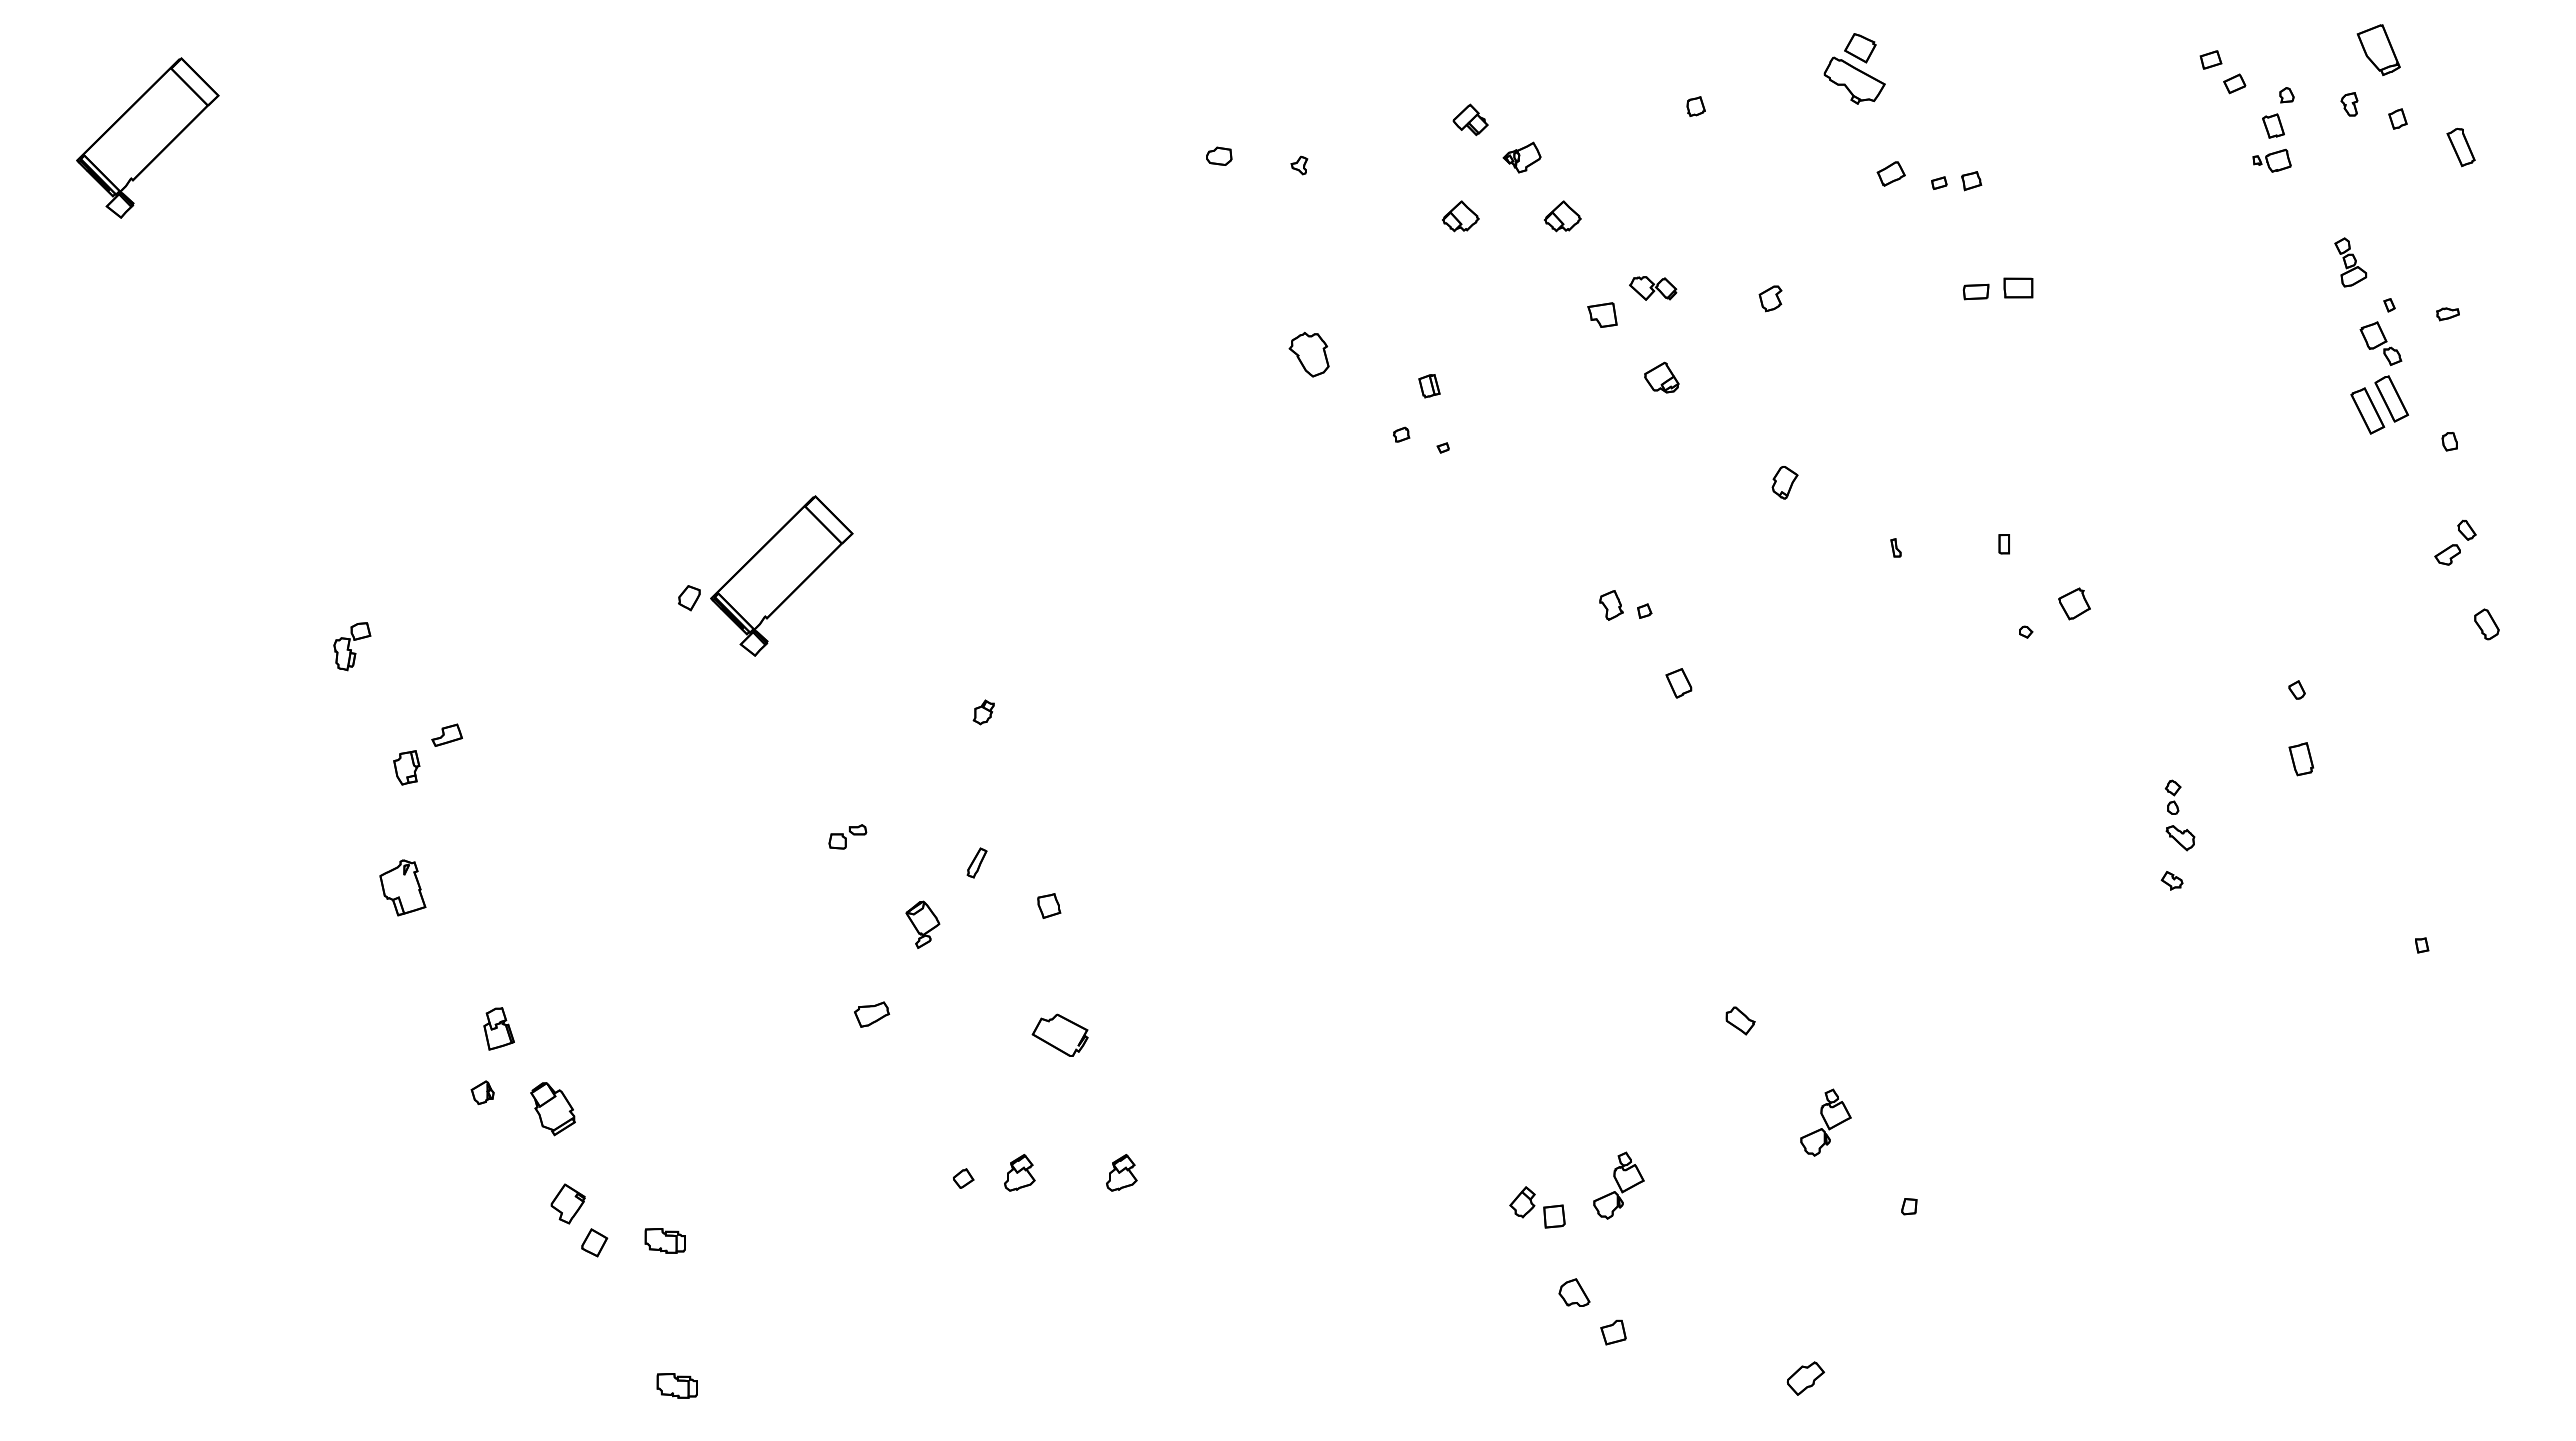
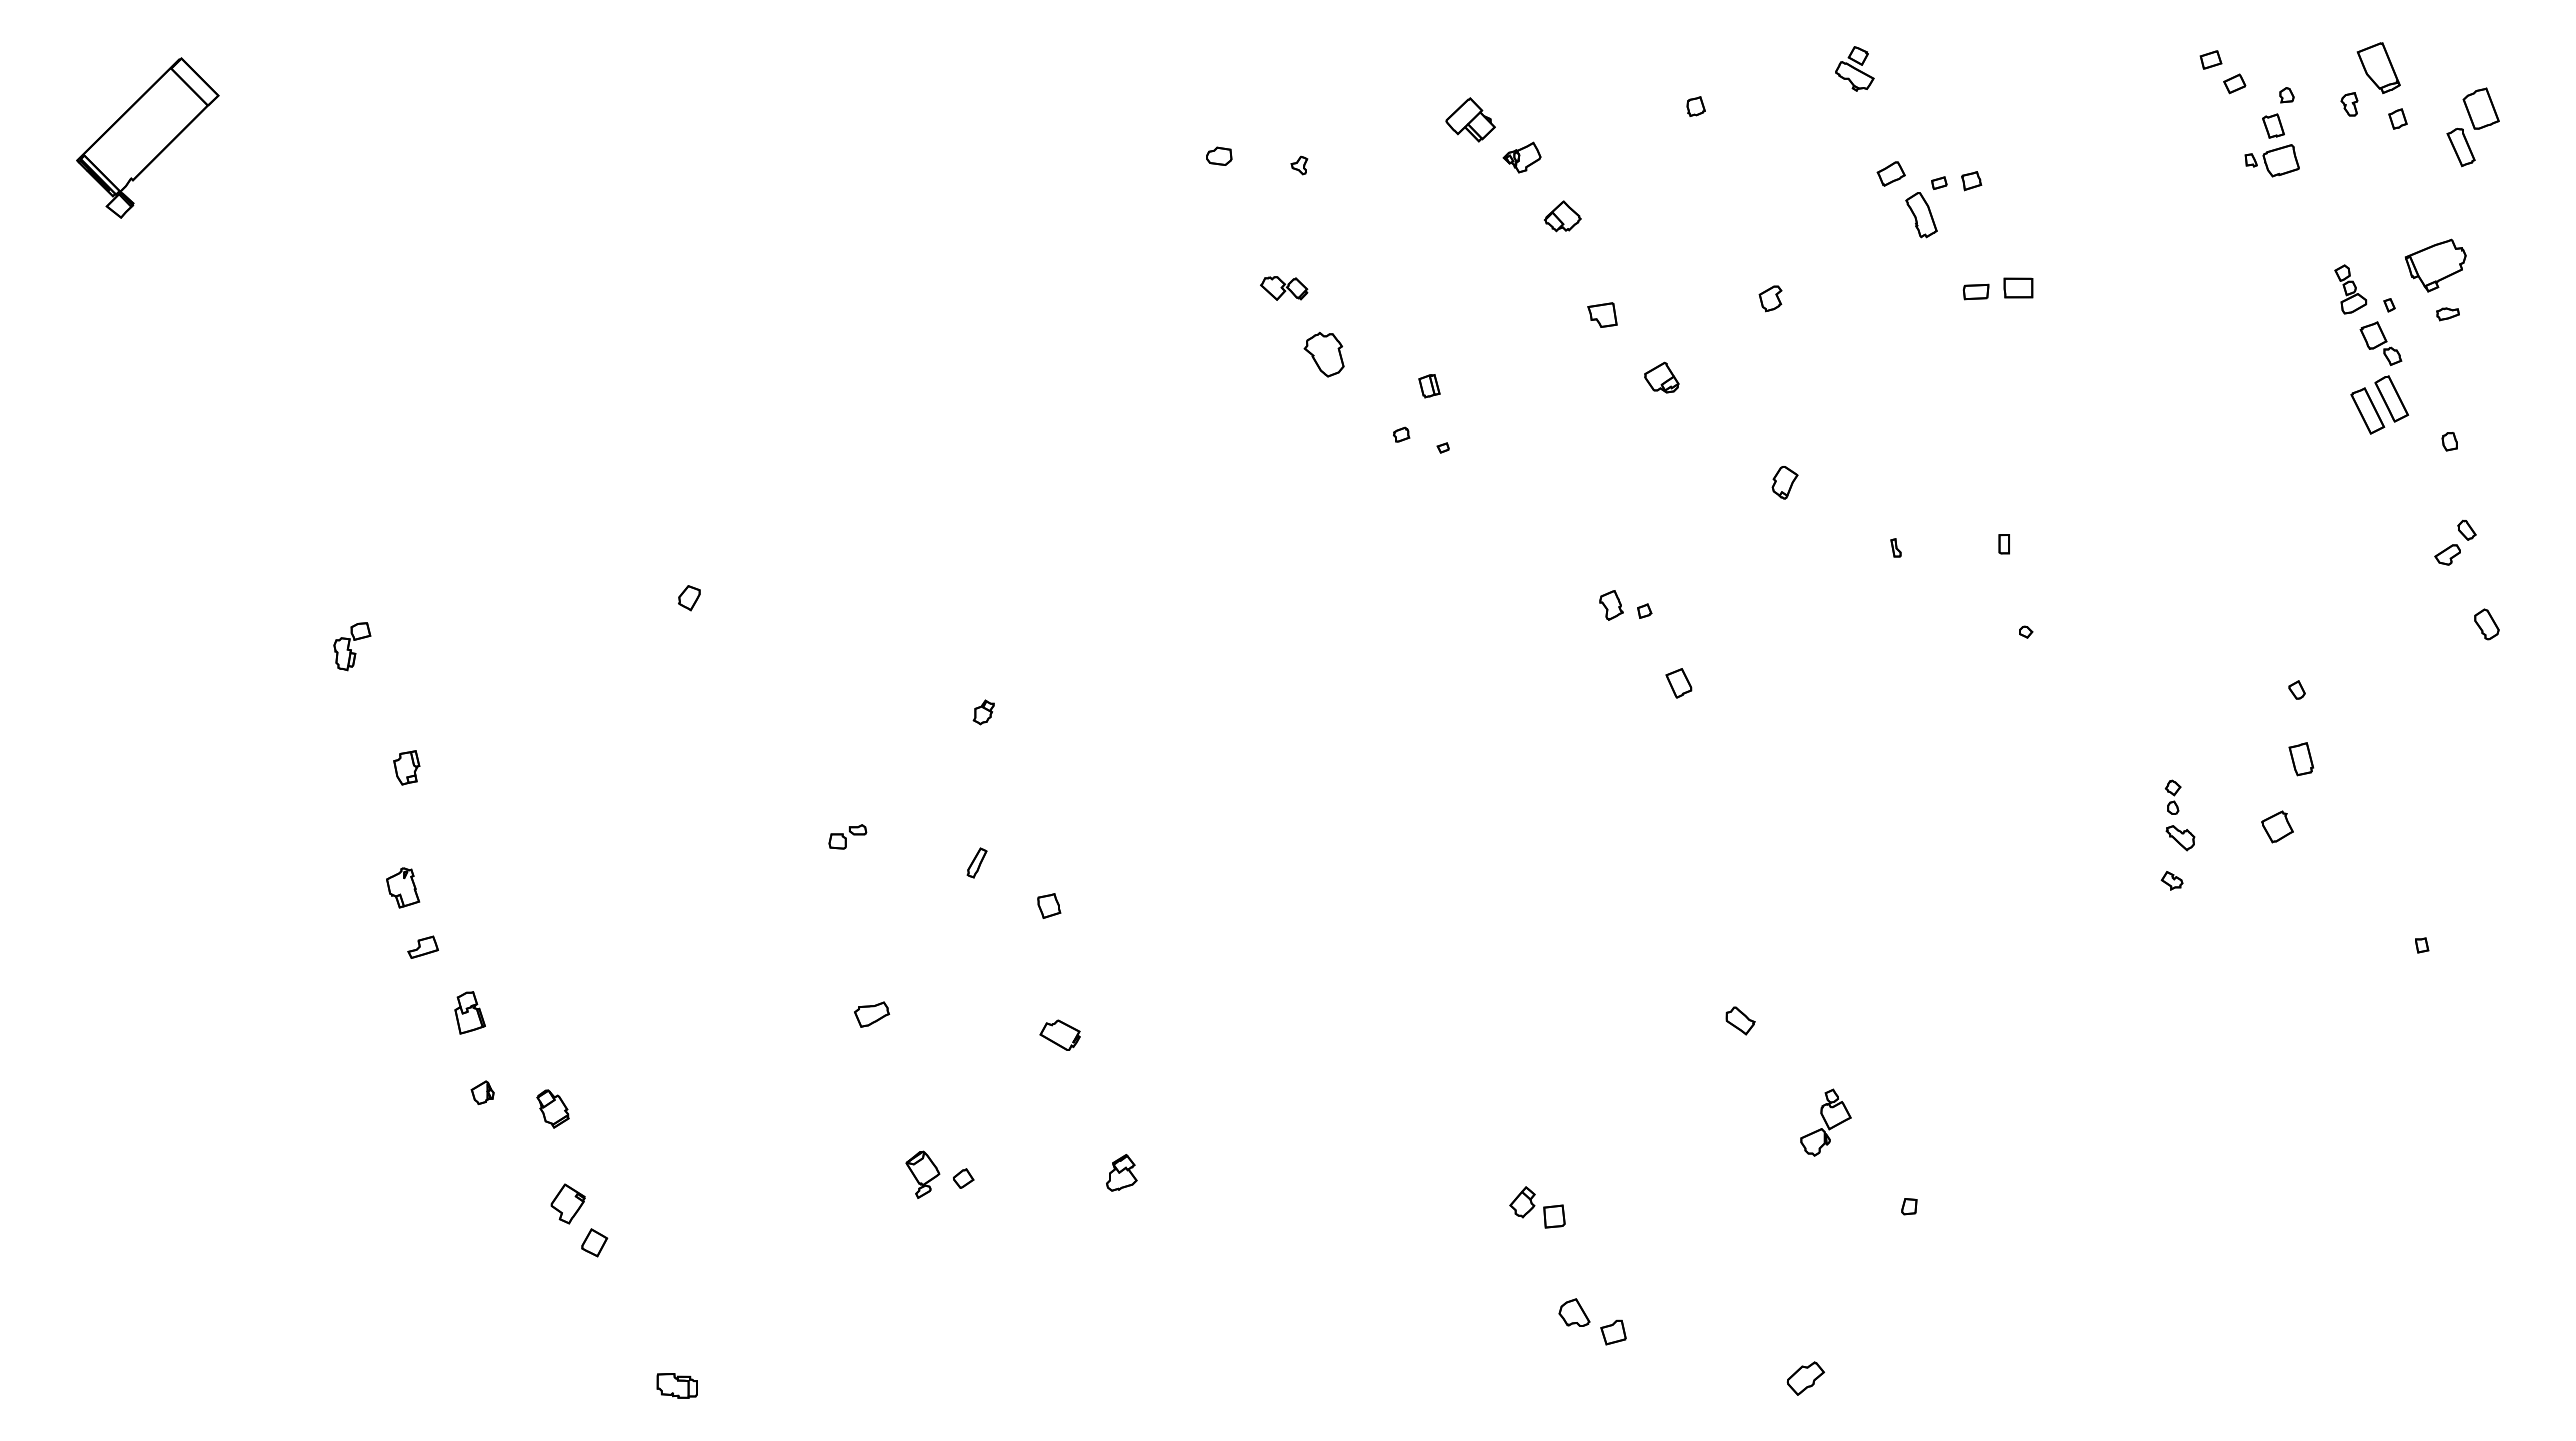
part position: (2378, 50) -> (2378, 68) (2378, 68)
part size: 63x72 px -> 40x46 px (1854, 68)
part: none -> present (2480, 108)
part size: 37x34 px -> 51x46 px (1470, 119)
part size: 40x24 px -> 56x34 px (2271, 160)
part: none -> present (1921, 215)
part: present -> none (1460, 216)
part position: (2350, 262) -> (2350, 289) (2350, 289)
part: none -> present (2435, 265)
part position: (1653, 288) -> (1284, 288) (1284, 288)
part position: (1308, 354) -> (1323, 354) (1323, 354)
part: present -> none (781, 575)
part position: (2074, 603) -> (2277, 826) (2277, 826)
part position: (446, 734) -> (422, 946) (422, 946)
part size: 48x58 px -> 35x42 px (403, 887)
part position: (922, 924) -> (922, 1174) (922, 1174)
part position: (498, 1028) -> (469, 1012) (469, 1012)
part size: 58x44 px -> 42x32 px (1059, 1034)
part size: 46x55 px -> 34x40 px (552, 1108)
part: present -> none (1019, 1172)
part: present -> none (1618, 1185)
part: present -> none (664, 1240)
part position: (1574, 1292) -> (1574, 1312) (1574, 1312)
